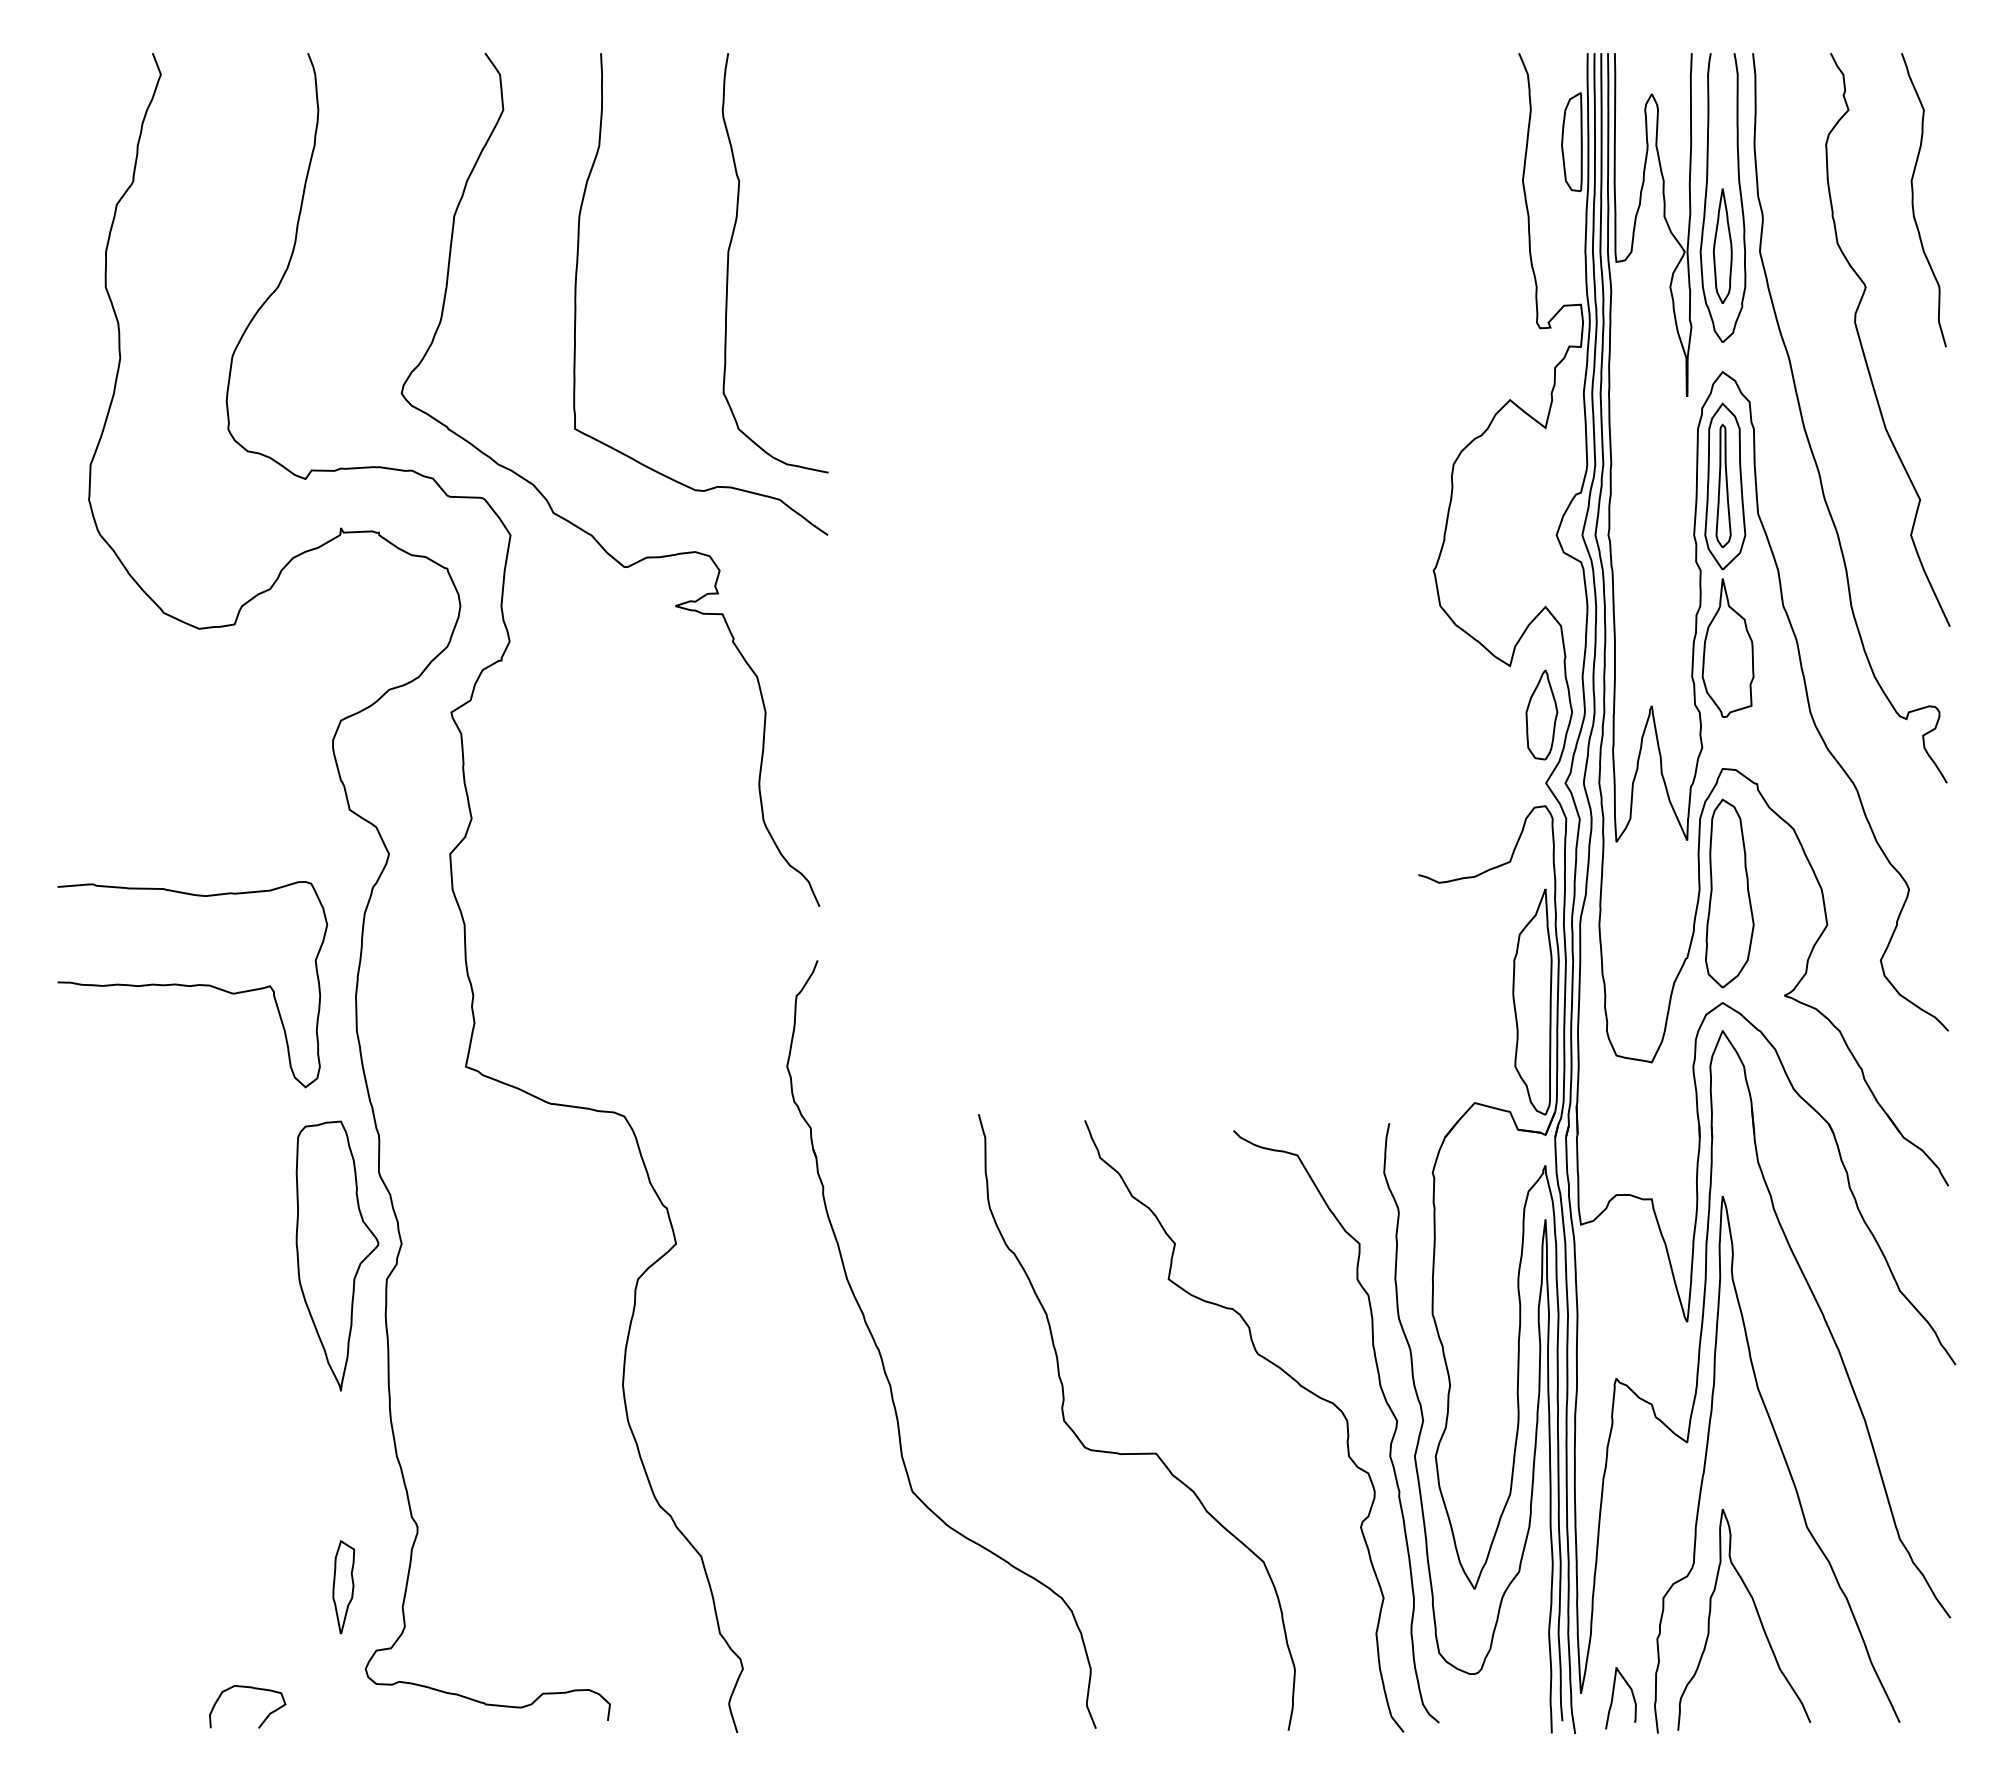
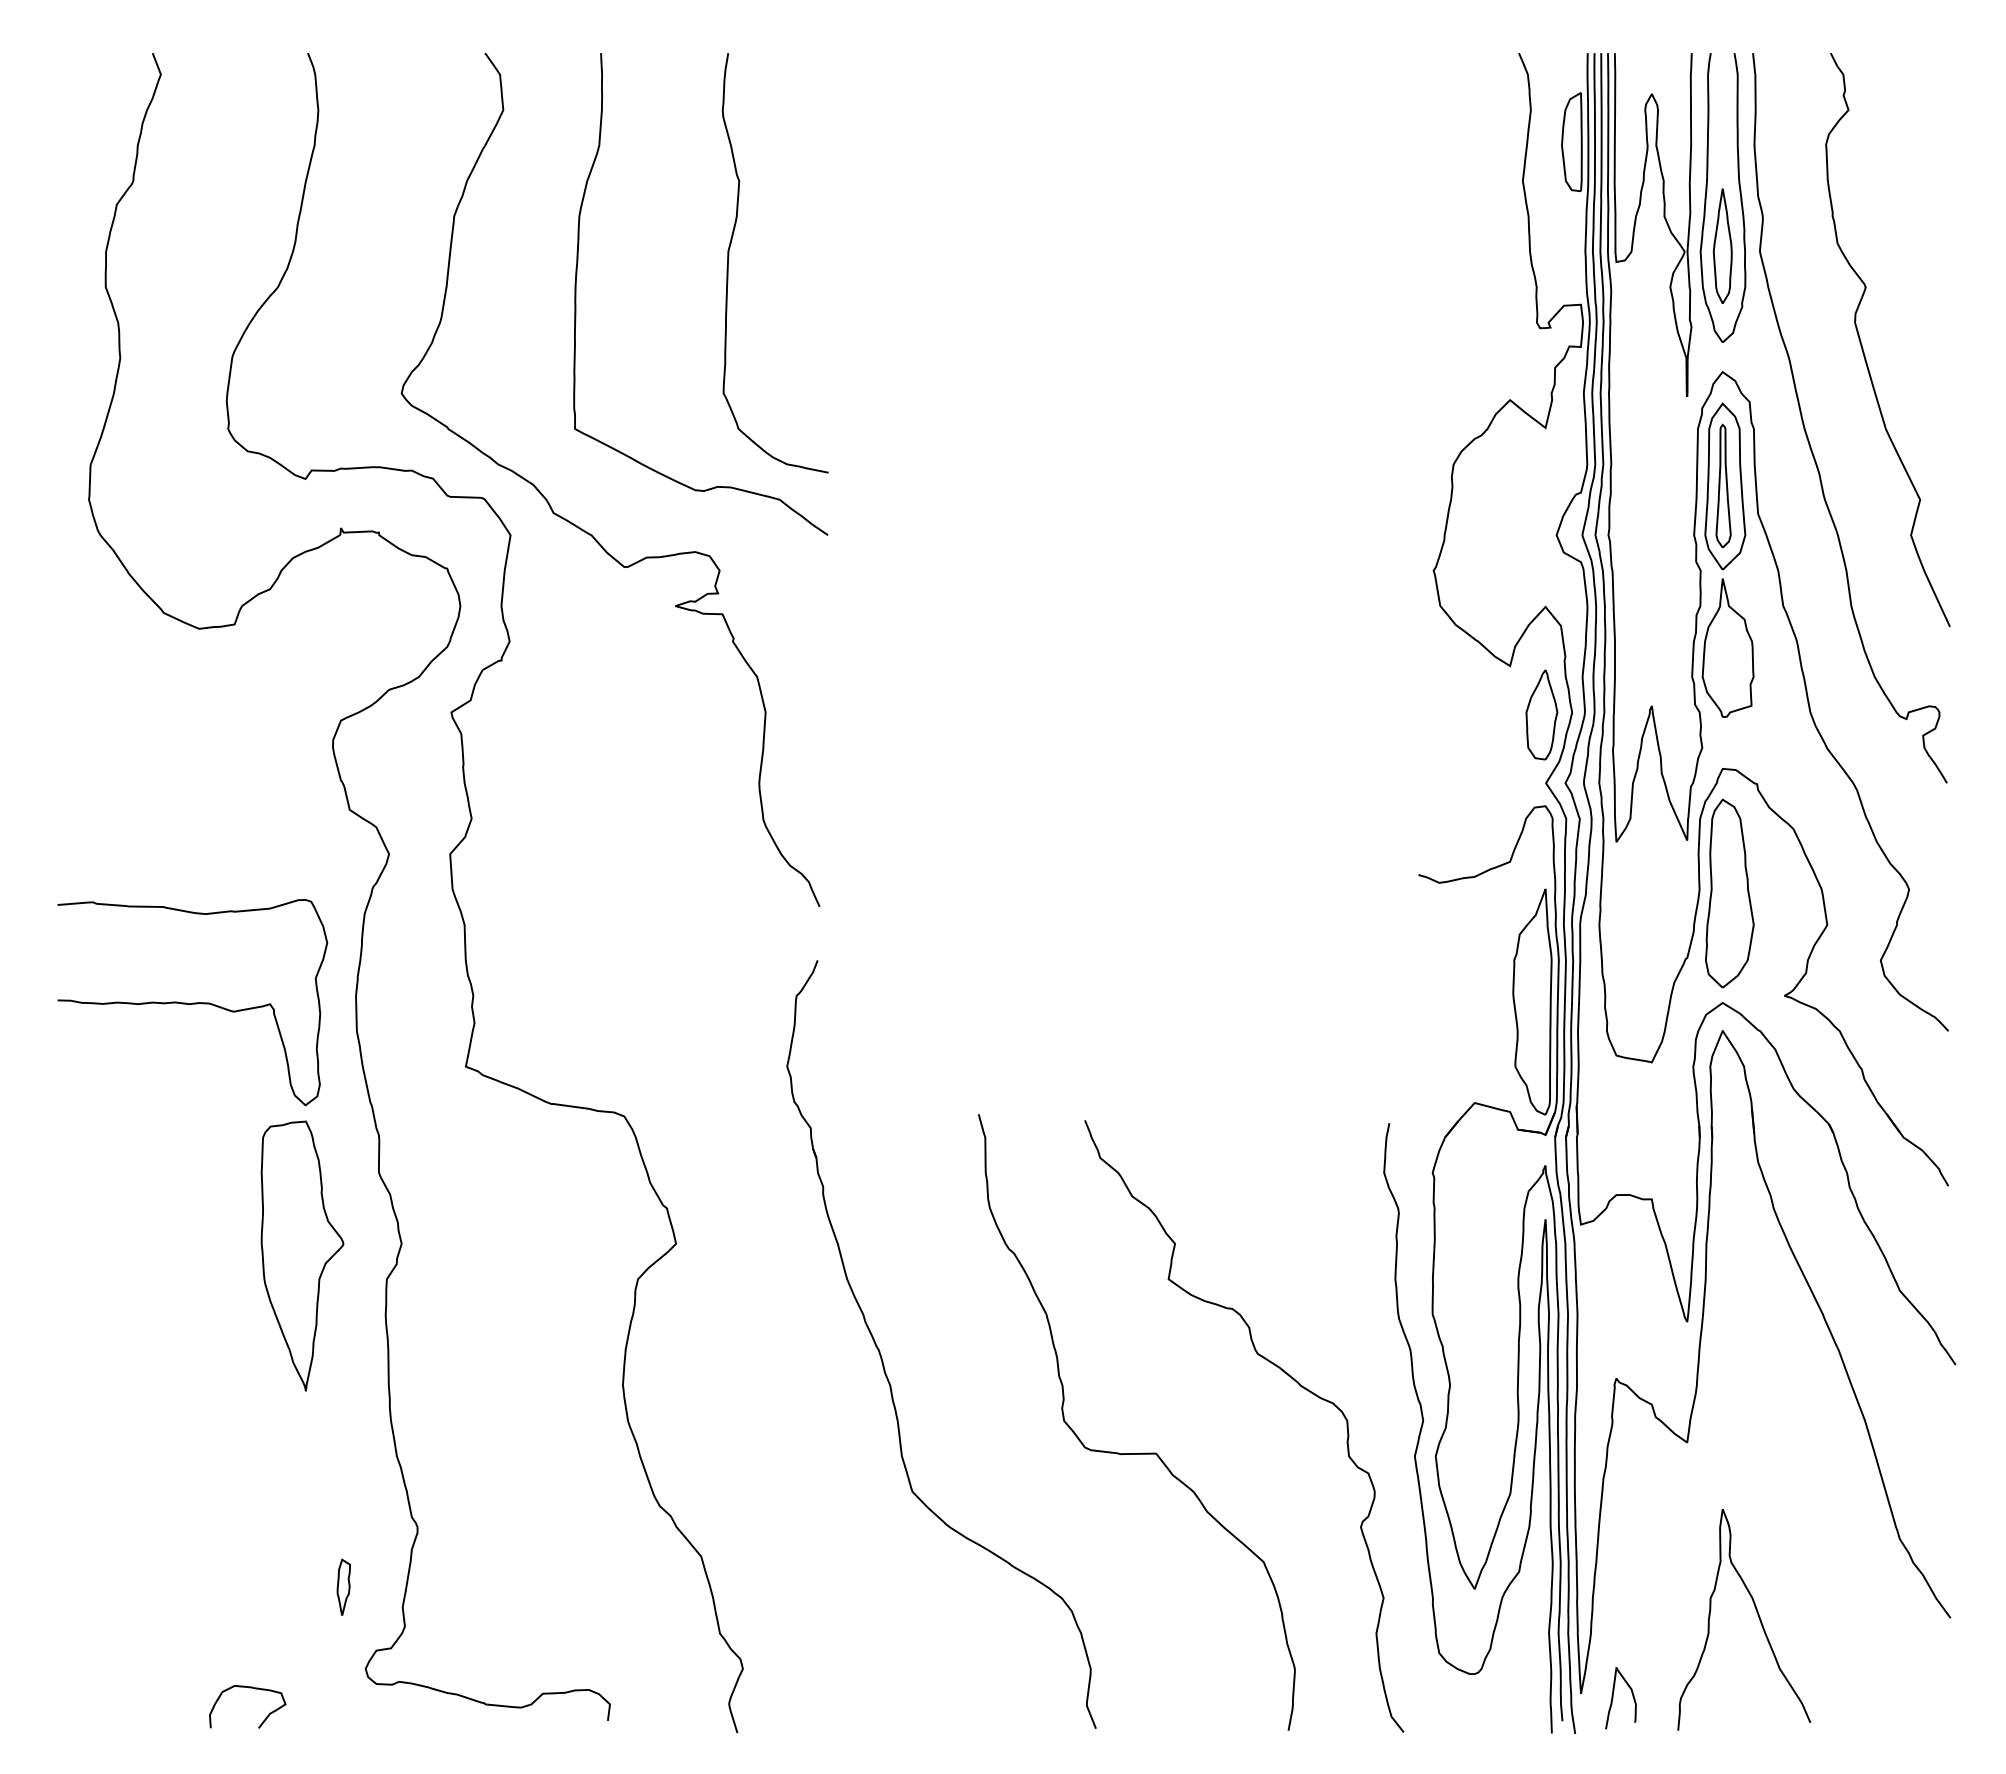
curve: present -> none (1913, 200)
curve position: (192, 984) -> (192, 1002) (192, 1002)
part position: (337, 1255) -> (302, 1255) (302, 1255)
curve: present -> none (1385, 1402)
curve: present -> none (1784, 1461)
part size: 24x95 px -> 15x58 px (343, 1586)
